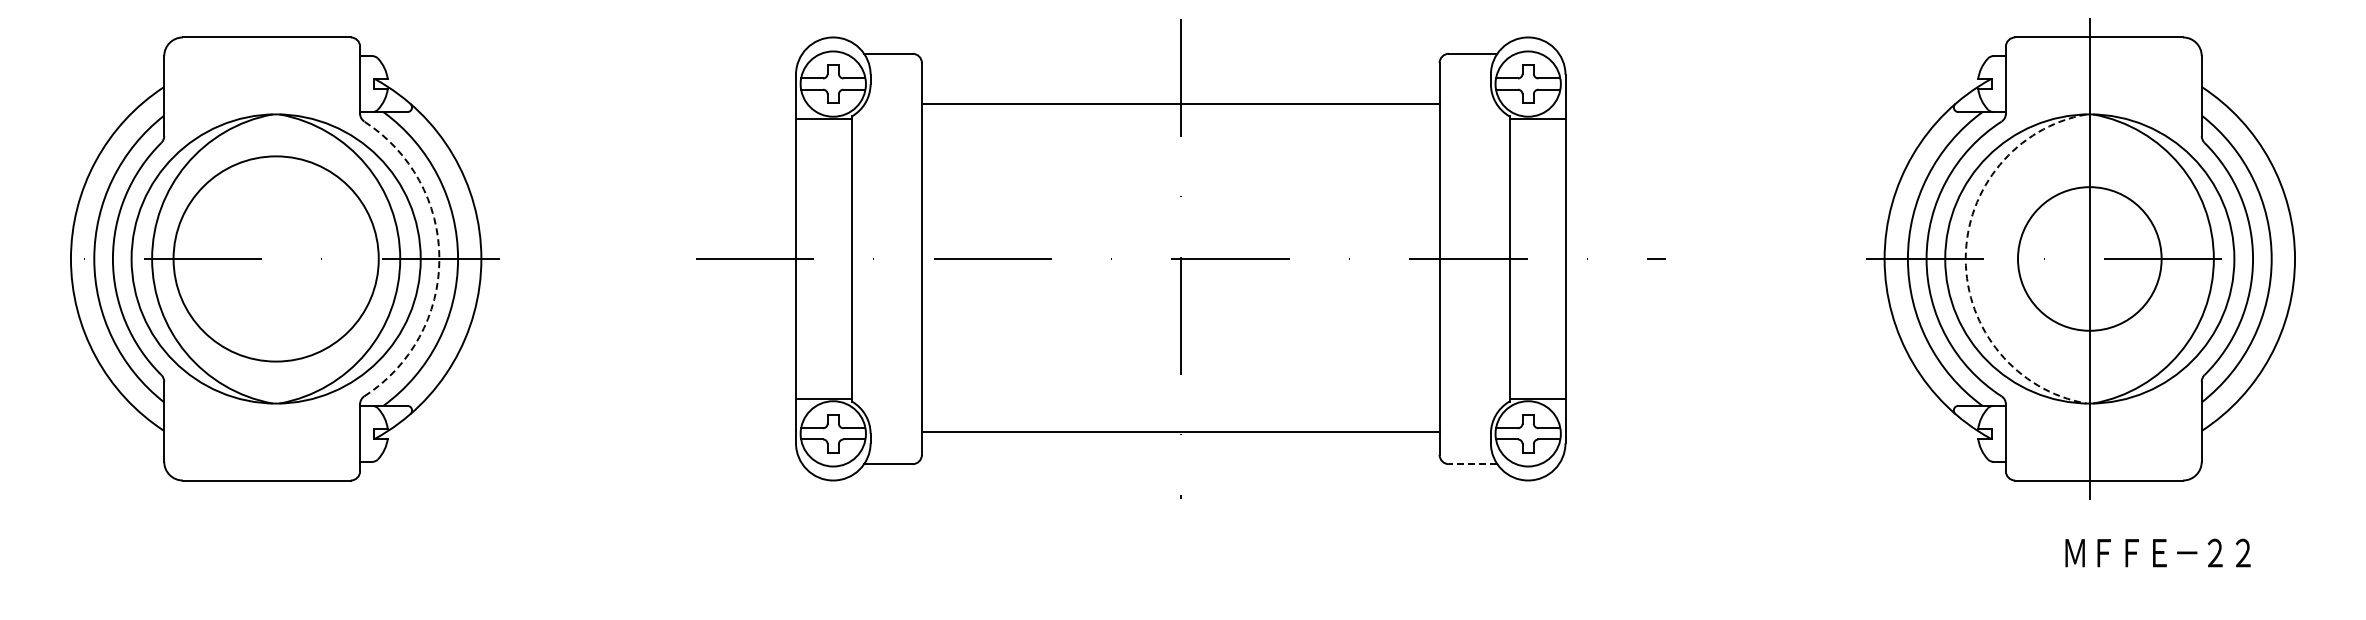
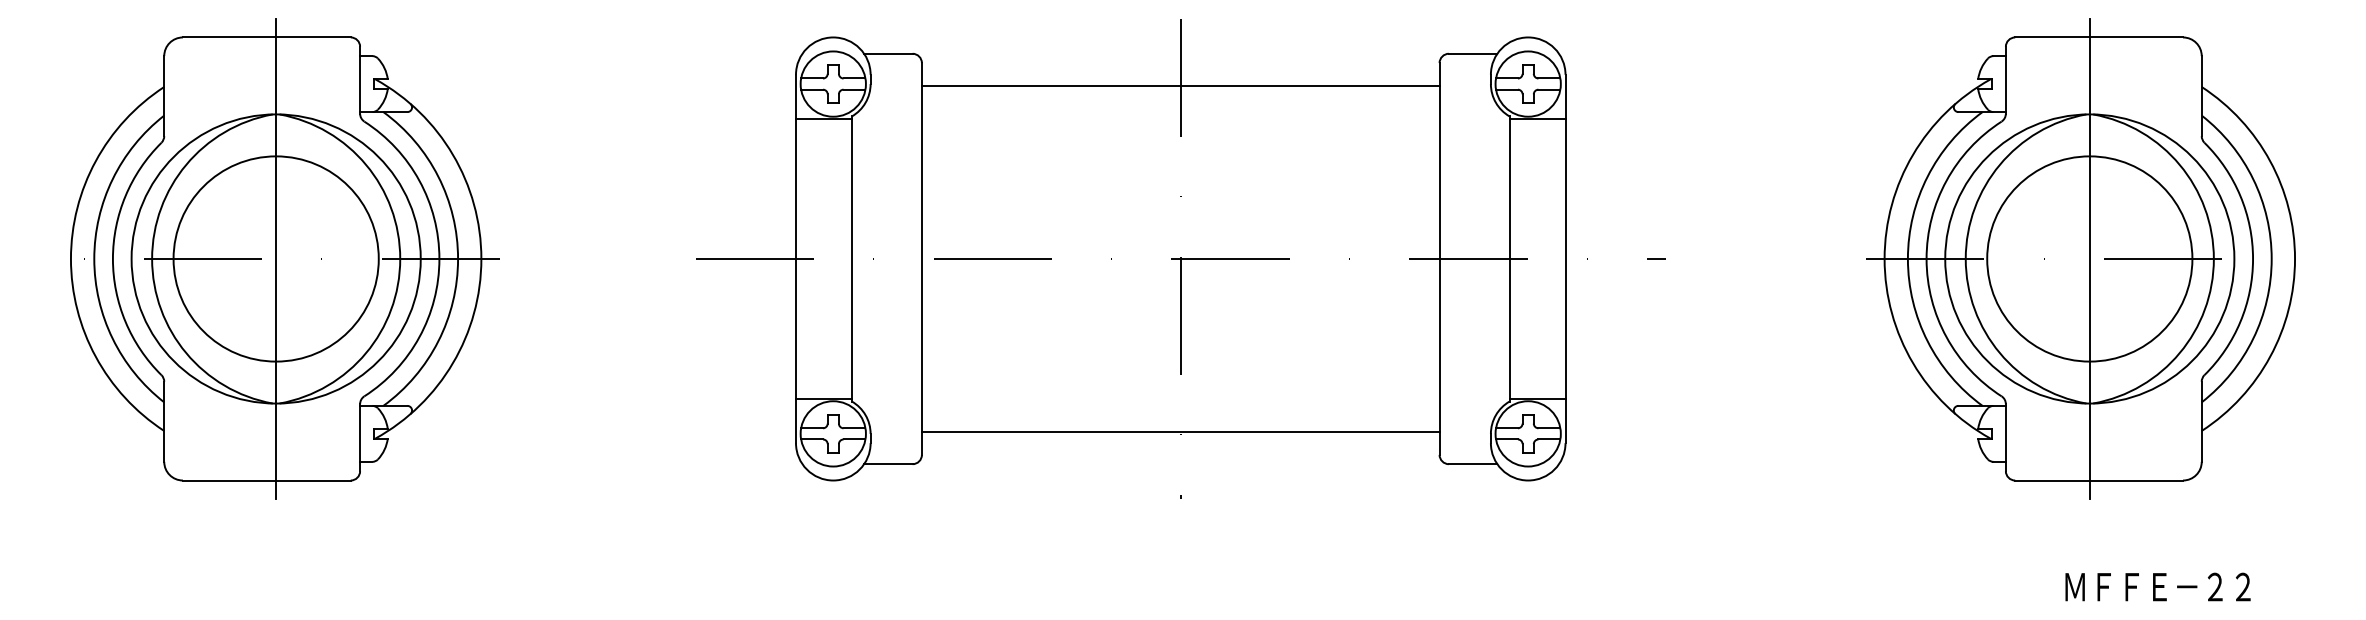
line position: (1180, 104) -> (1180, 86) (1180, 86)
line: none -> present (276, 258)
arc: dashed -> solid (439, 258)
arc: dashed -> solid (1965, 258)
circle diameter: 144 px -> 205 px (2089, 258)
line: dashed -> solid (1472, 464)
text position: (2157, 552) -> (2157, 586) (2157, 586)
